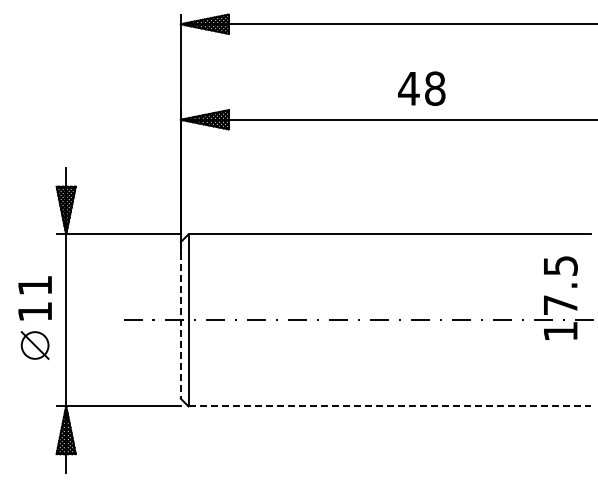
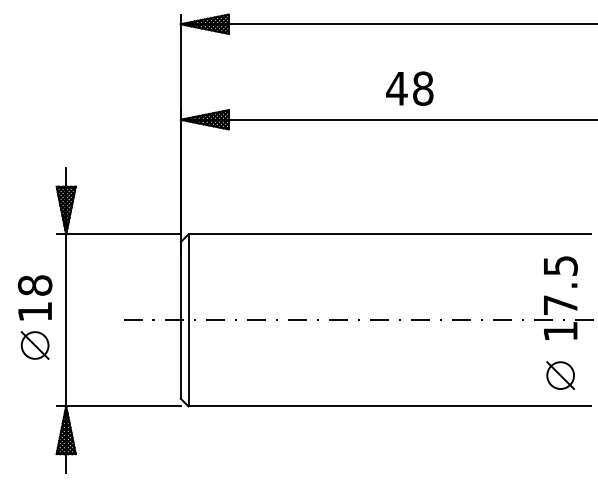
text position: (421, 88) -> (409, 88) (409, 88)
text: 11 -> 18 (34, 285)
line: dashed -> solid (180, 320)
part: none -> present (560, 375)
line: dashed -> solid (390, 406)
